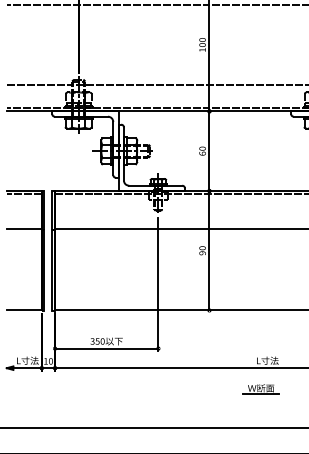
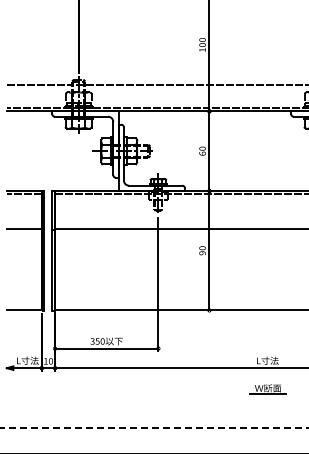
line: present -> none (155, 5)
part position: (260, 389) -> (267, 389) (267, 389)
line: solid -> dashed (154, 427)
